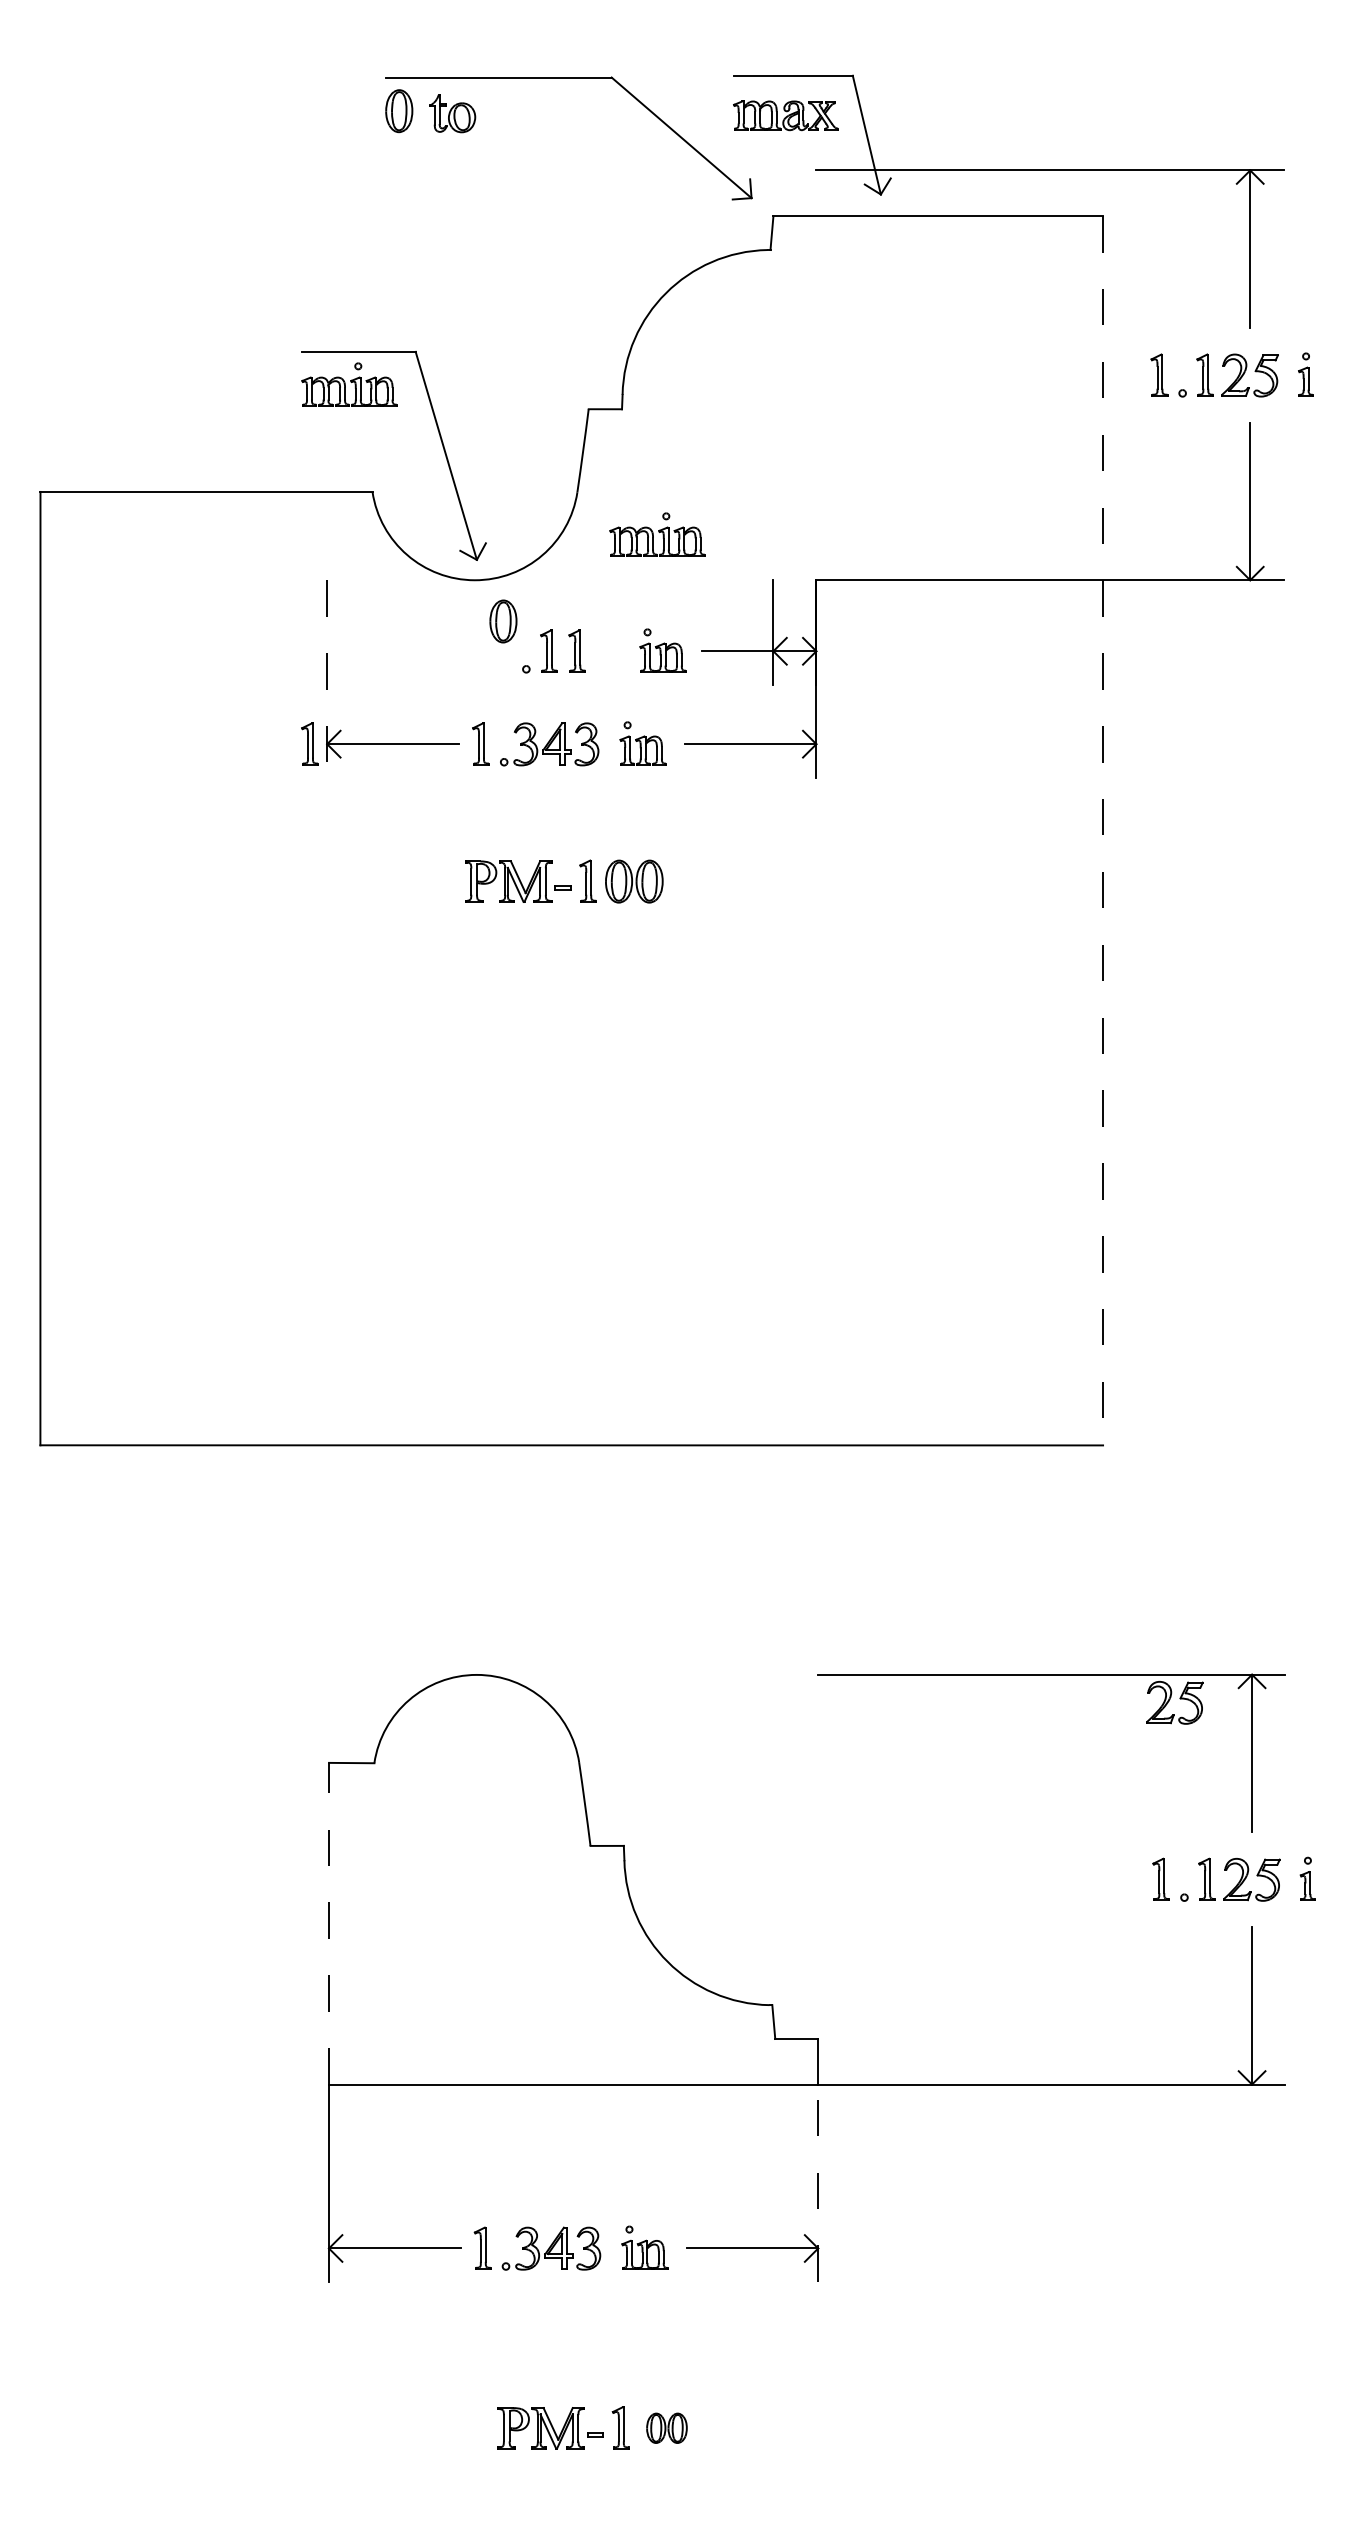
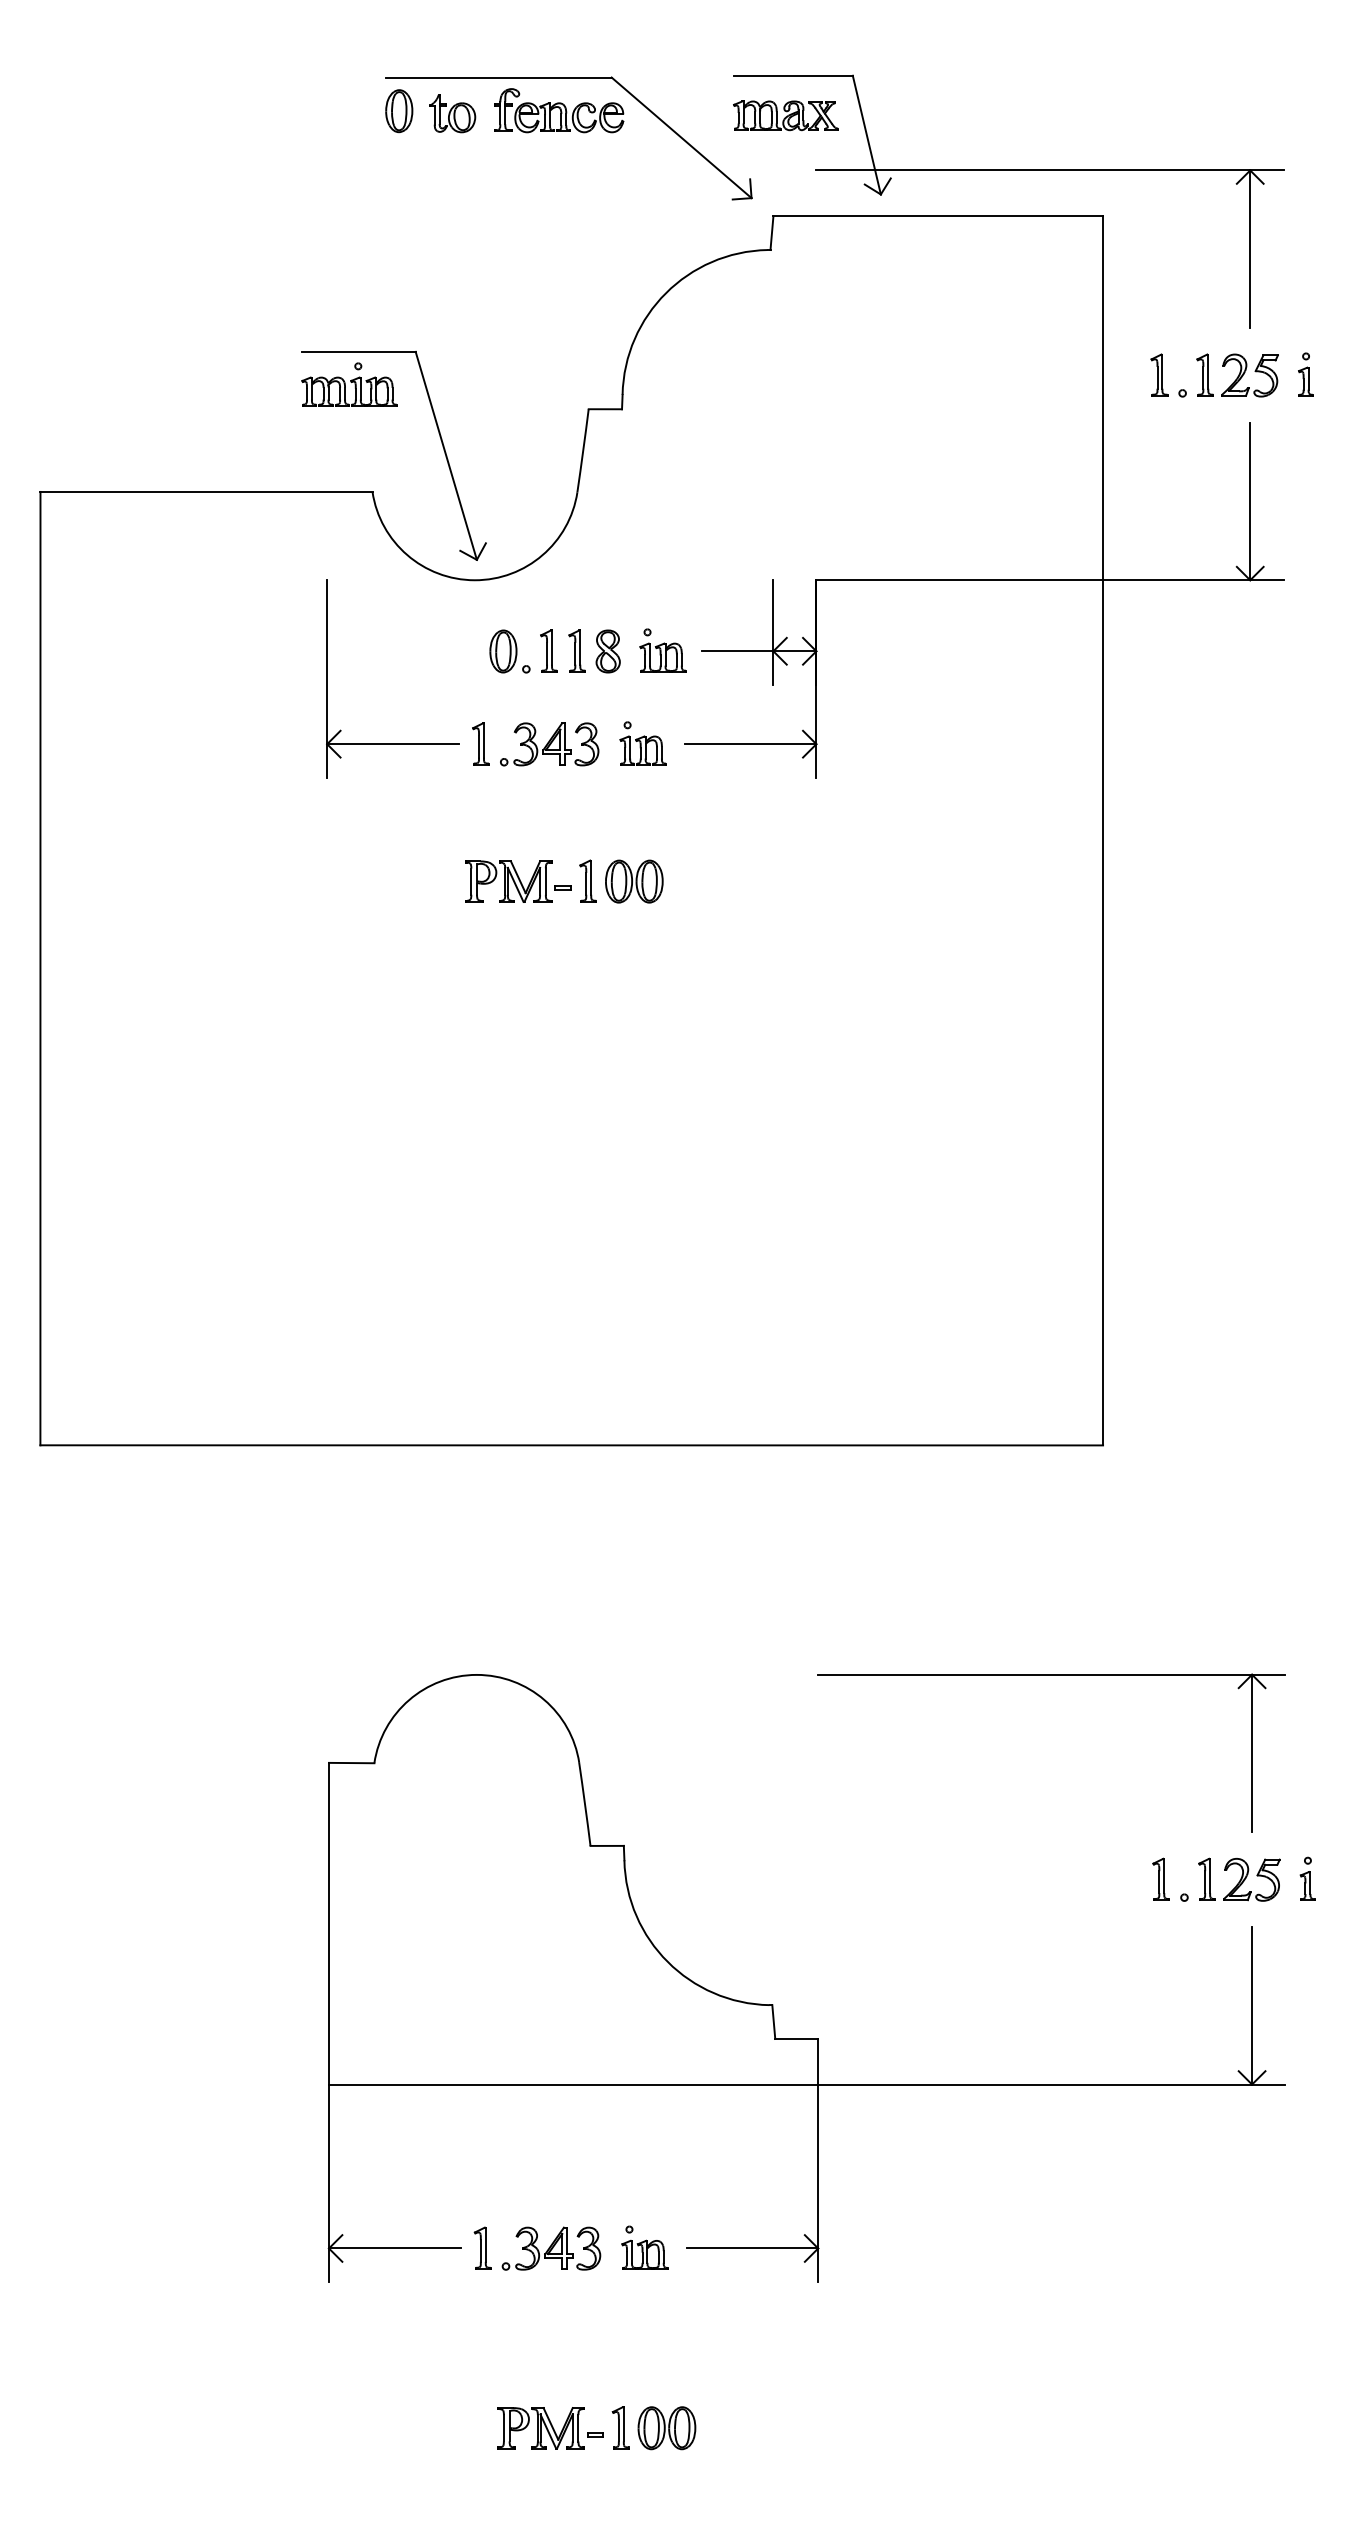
part: none -> present (559, 110)
part: present -> none (657, 534)
part position: (503, 621) -> (503, 651) (503, 651)
part: none -> present (607, 651)
line: dashed -> solid (327, 678)
part: present -> none (309, 743)
line: dashed -> solid (1103, 830)
part: present -> none (1174, 1702)
line: dashed -> solid (329, 1923)
line: dashed -> solid (818, 2183)
part size: 42x32 px -> 60x45 px (666, 2428)
